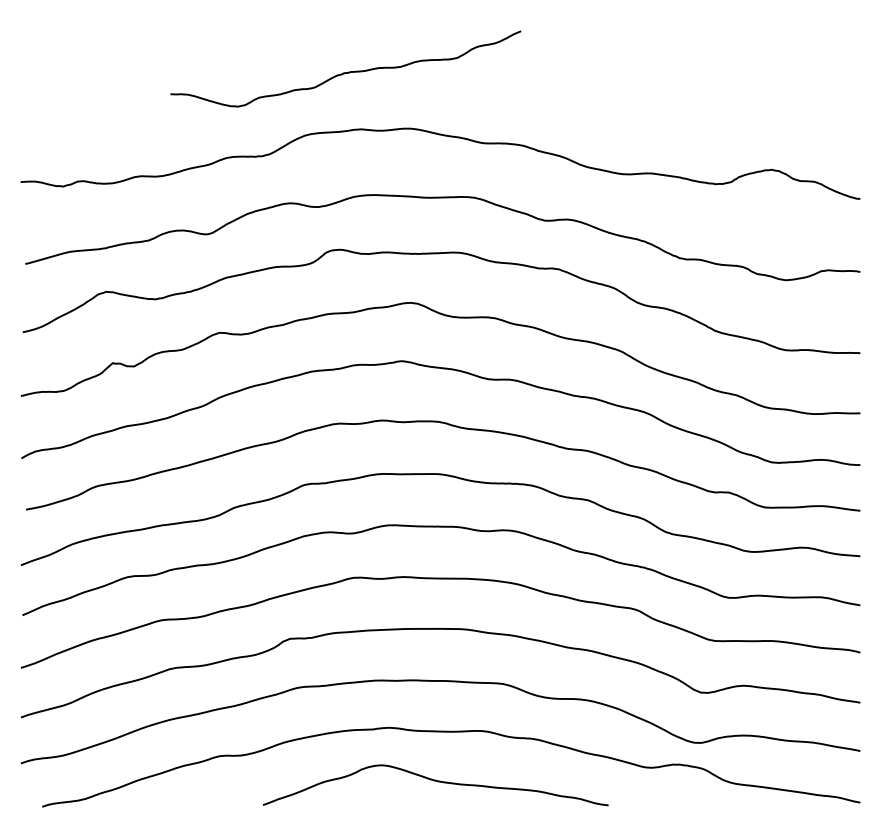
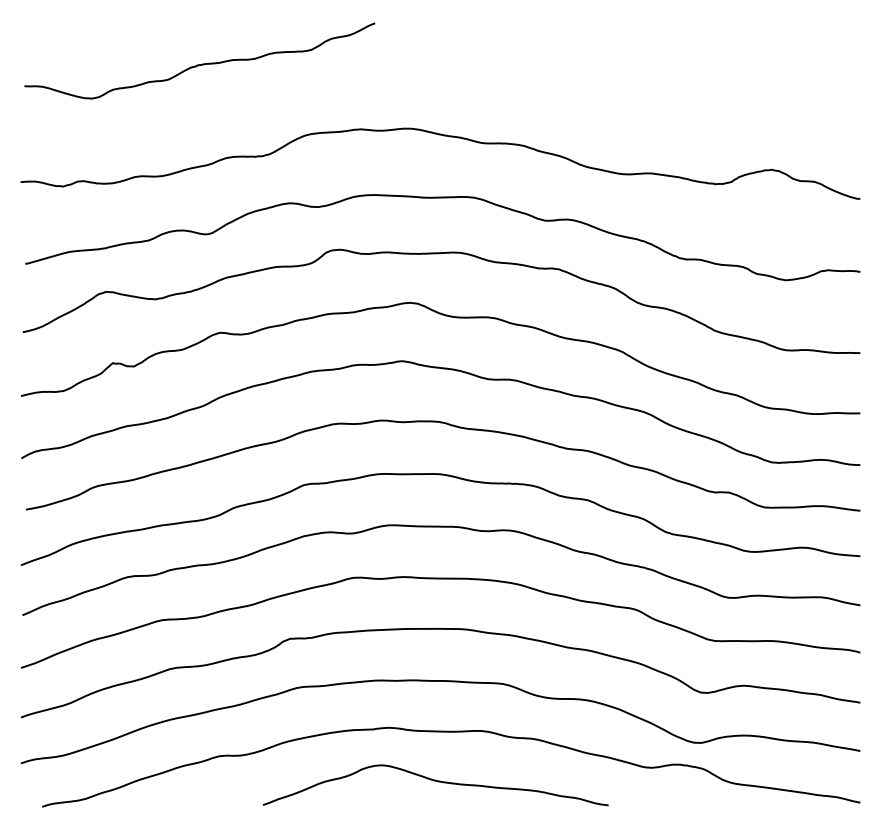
curve position: (345, 72) -> (199, 64) (199, 64)
